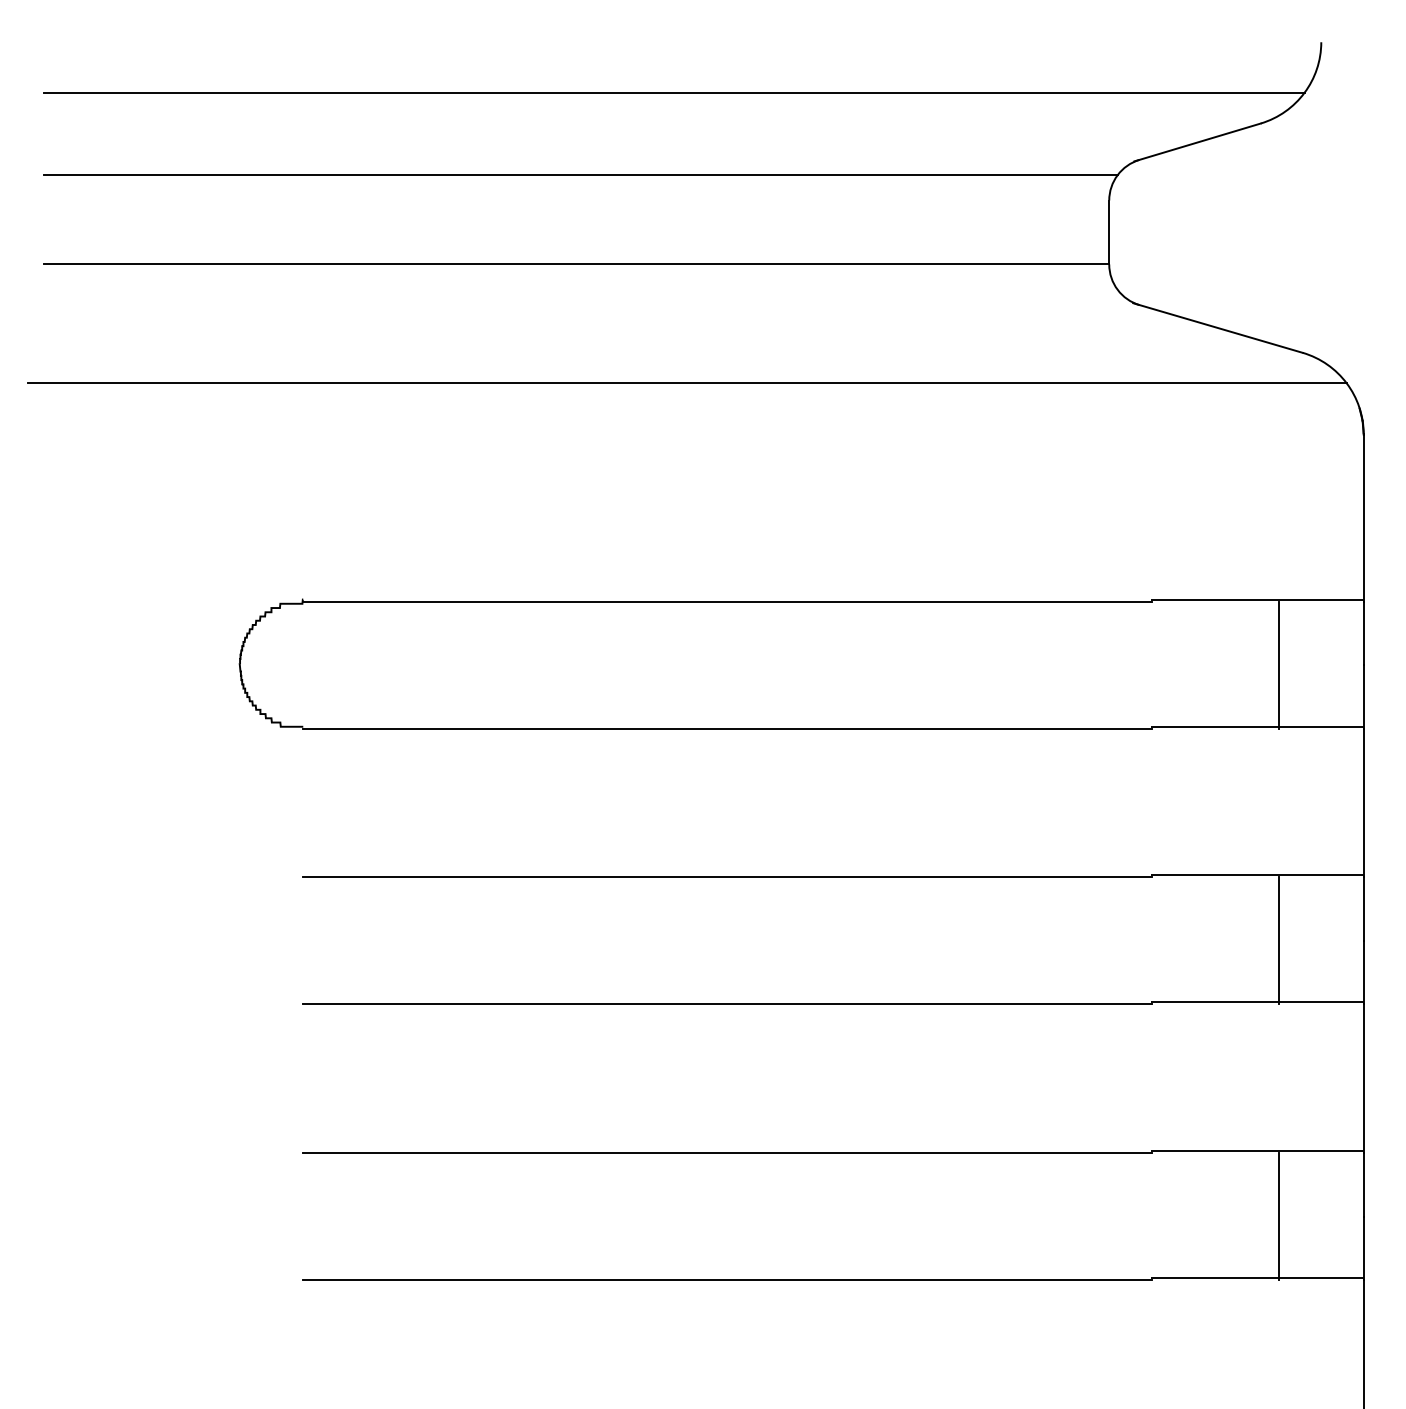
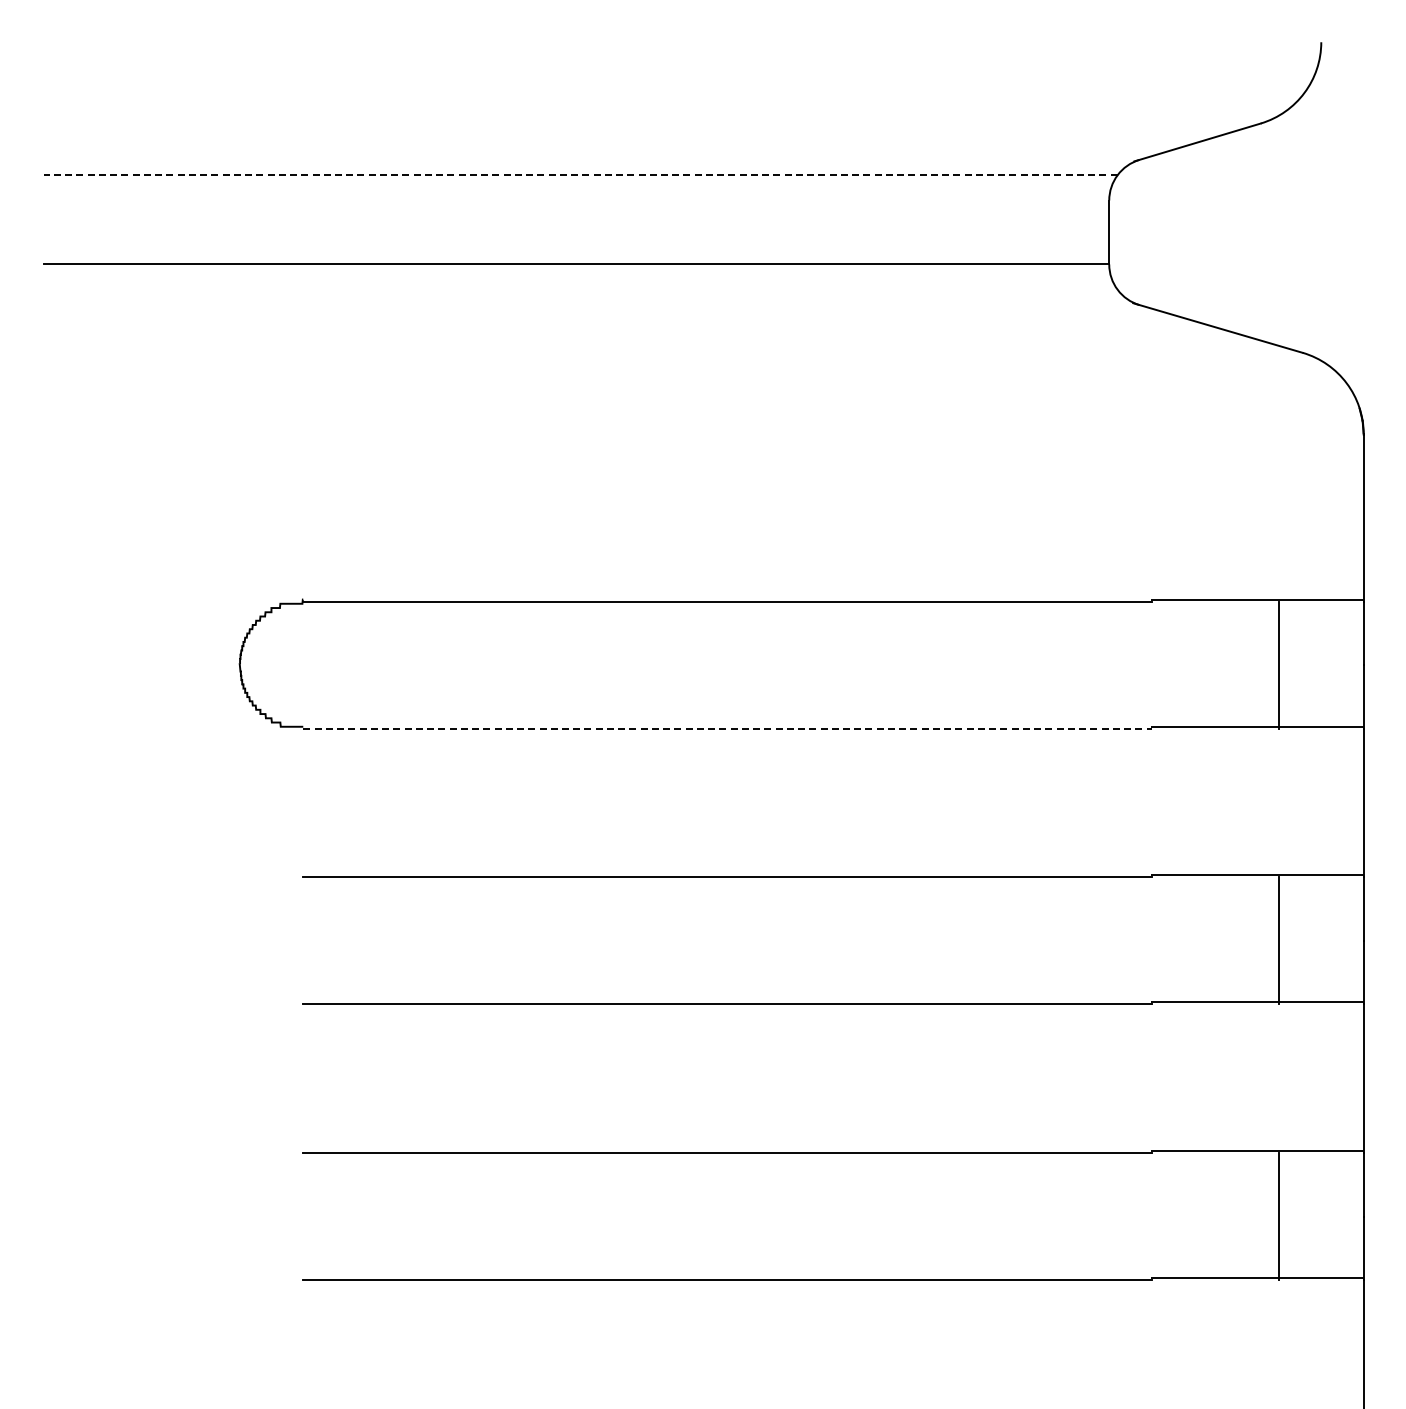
line: present -> none (674, 92)
line: solid -> dashed (580, 175)
line: present -> none (686, 383)
line: solid -> dashed (728, 728)
